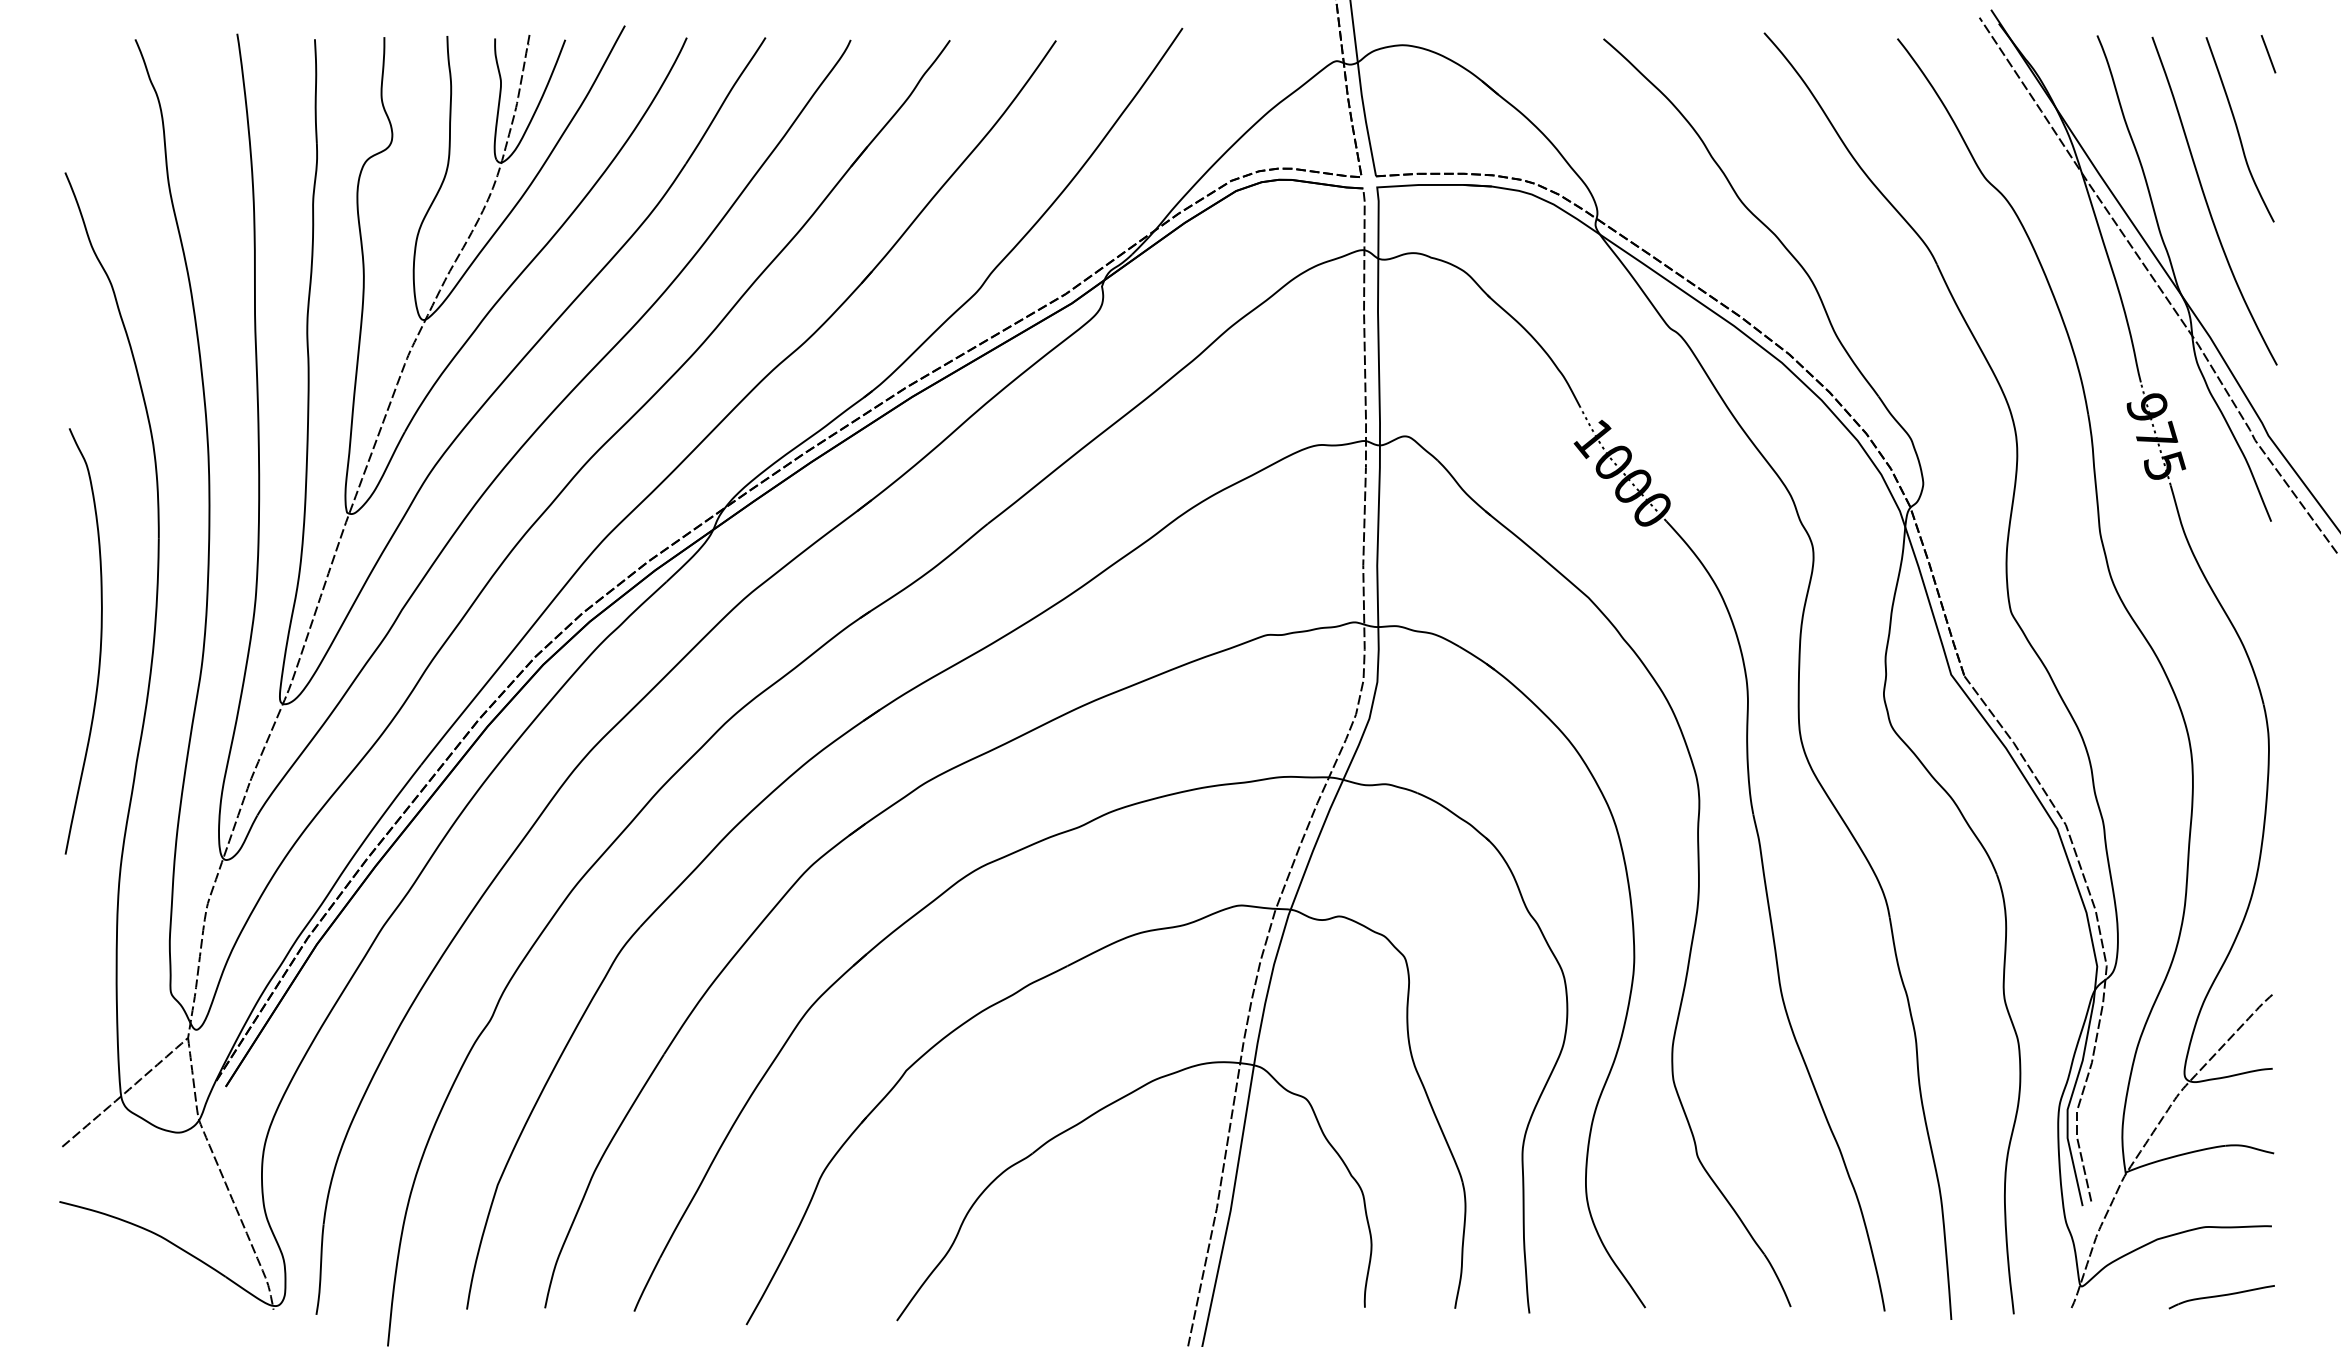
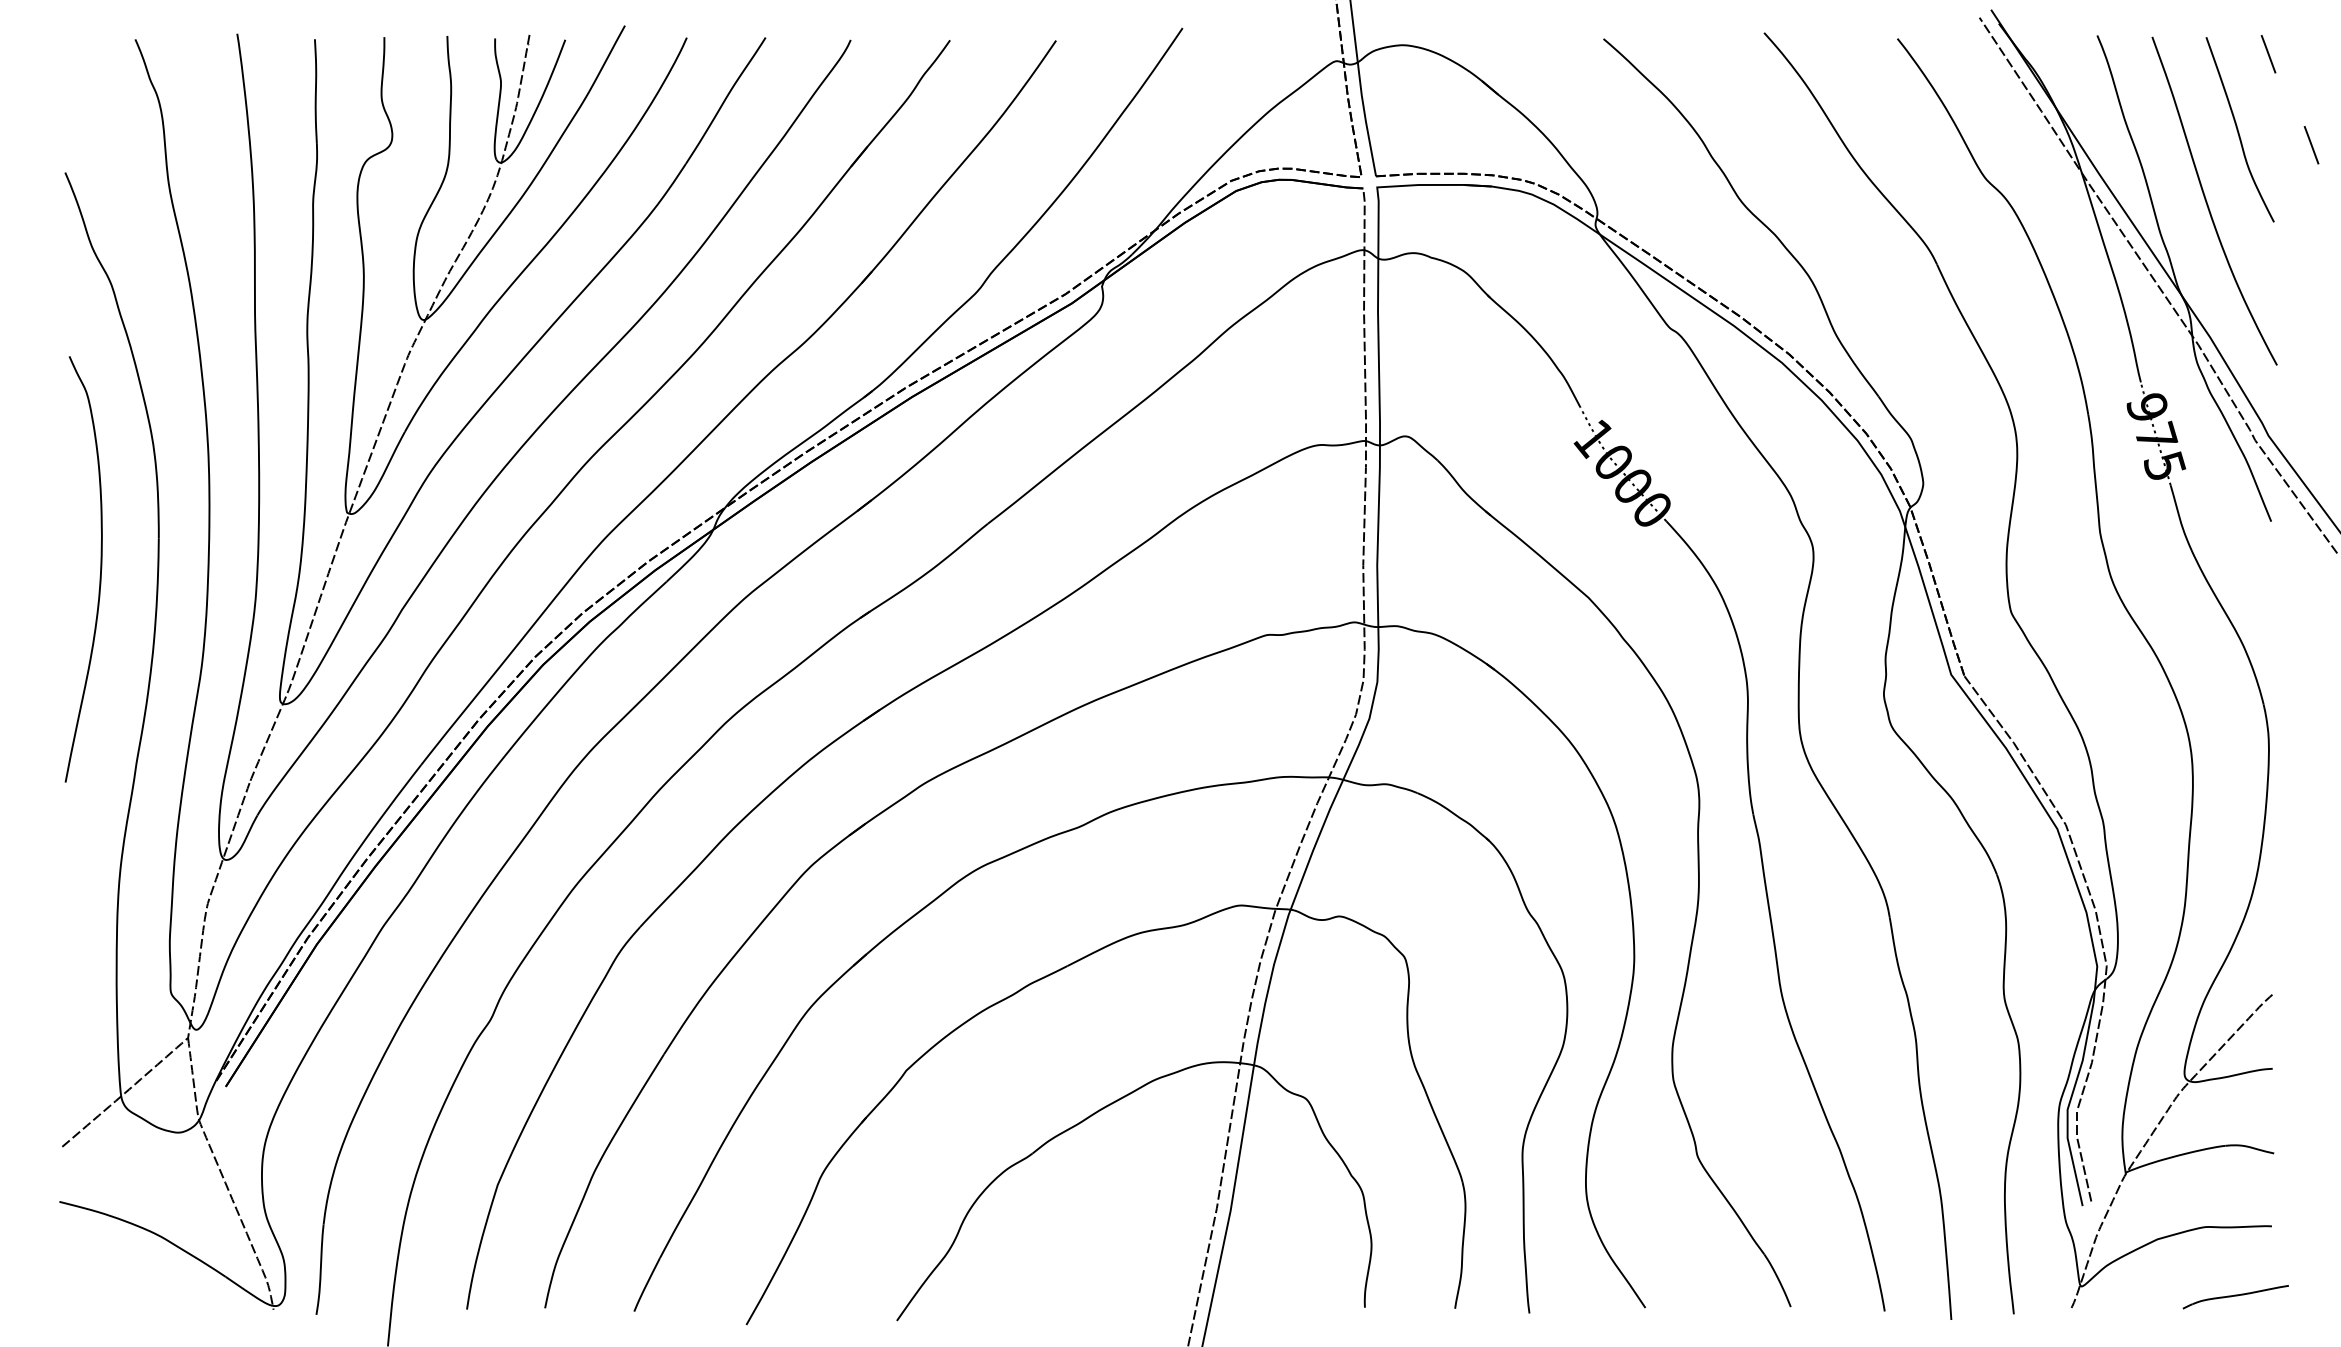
line: none -> present (2311, 145)
curve position: (100, 641) -> (100, 569) (100, 569)
part position: (2221, 1297) -> (2235, 1297) (2235, 1297)
